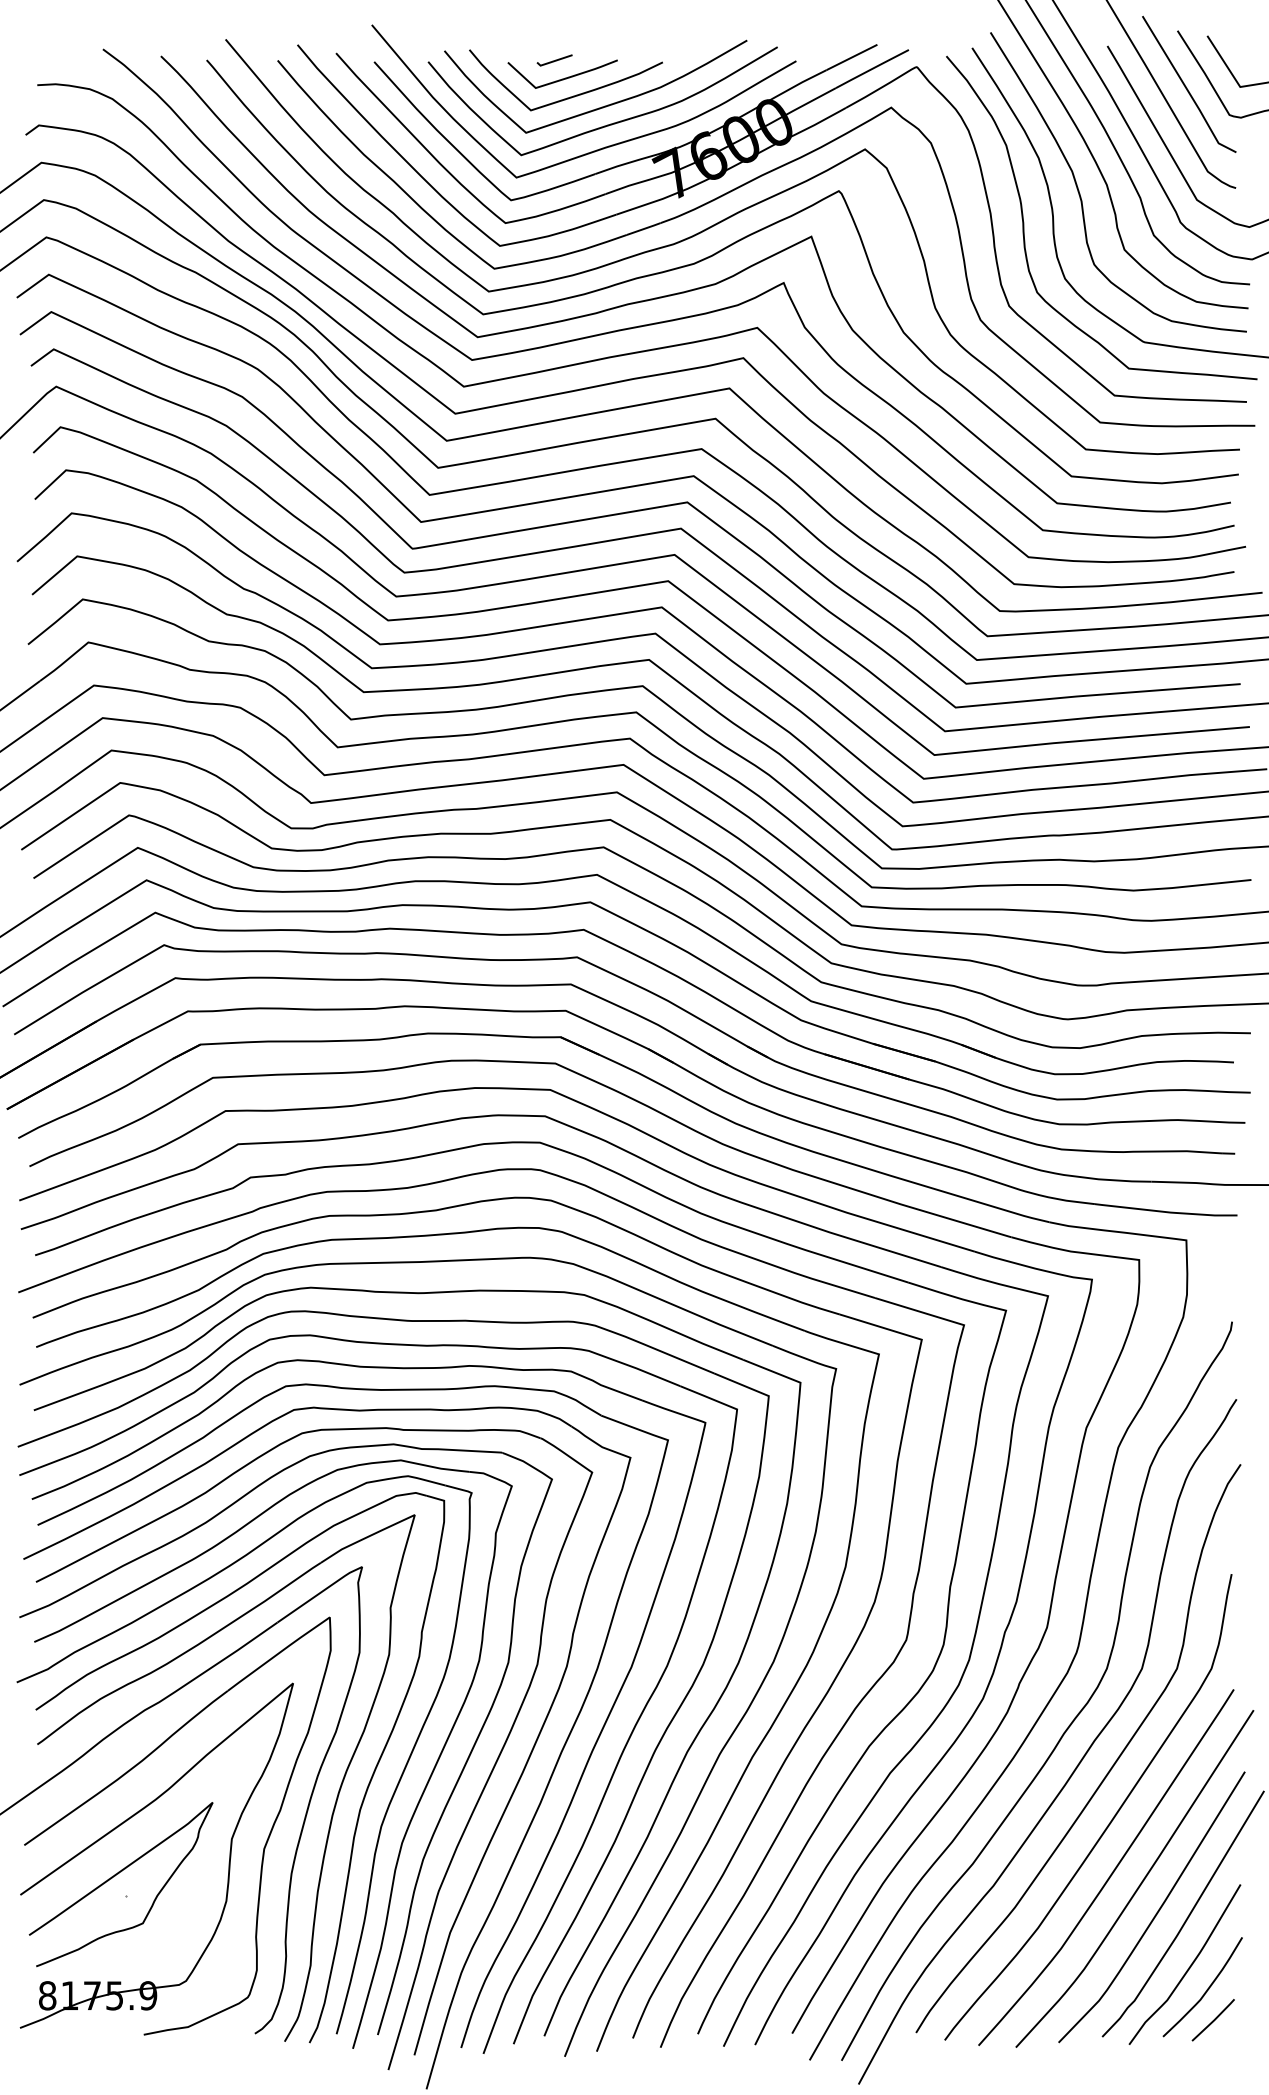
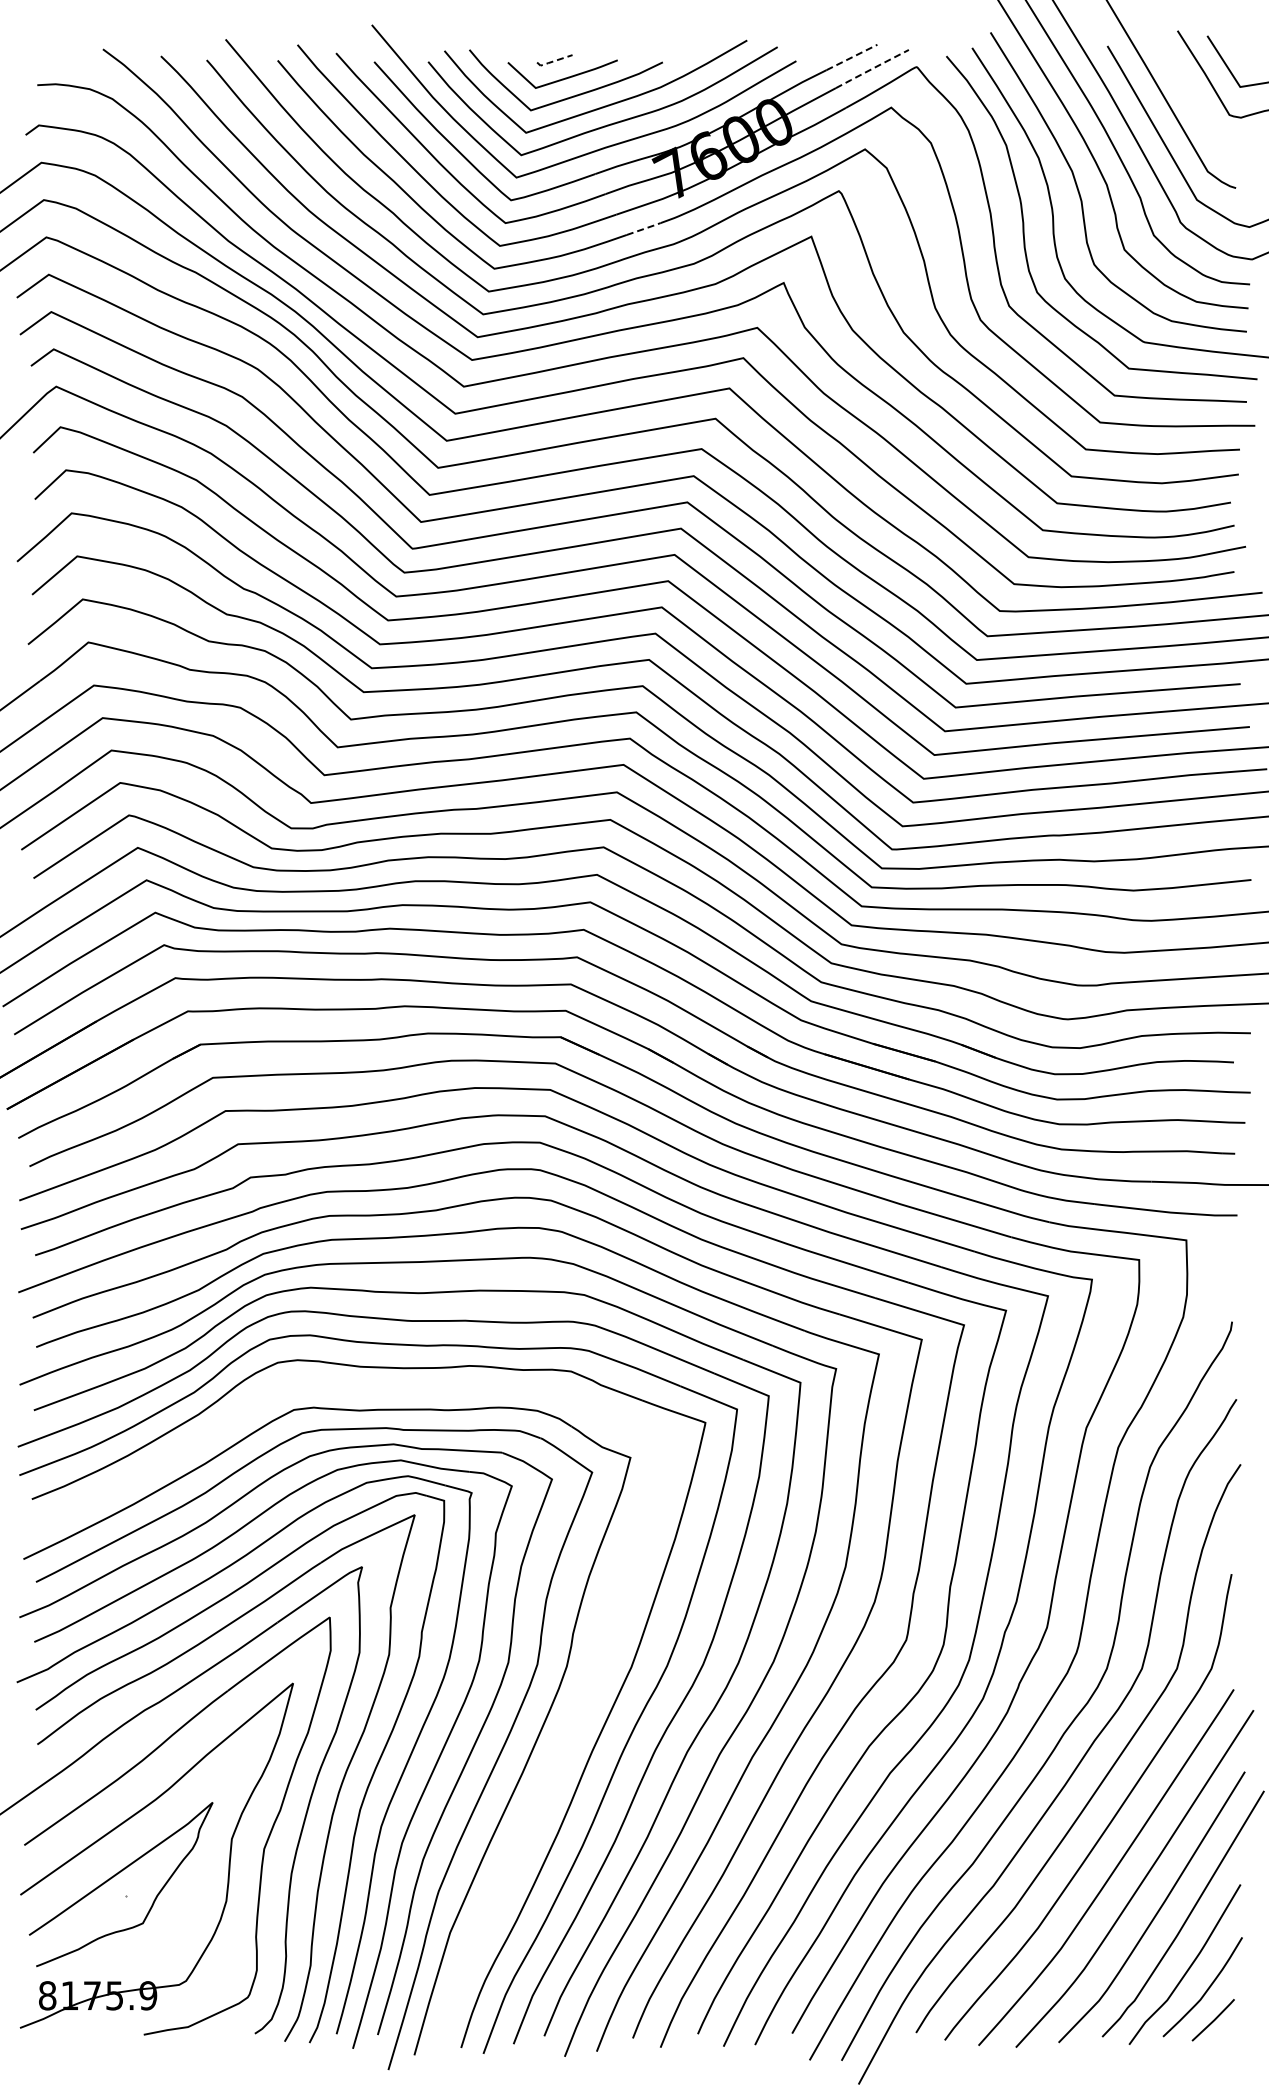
line: solid -> dashed (852, 57)
line: solid -> dashed (552, 61)
line: solid -> dashed (872, 68)
curve: present -> none (1186, 86)
line: solid -> dashed (644, 228)
part: present -> none (532, 1817)
